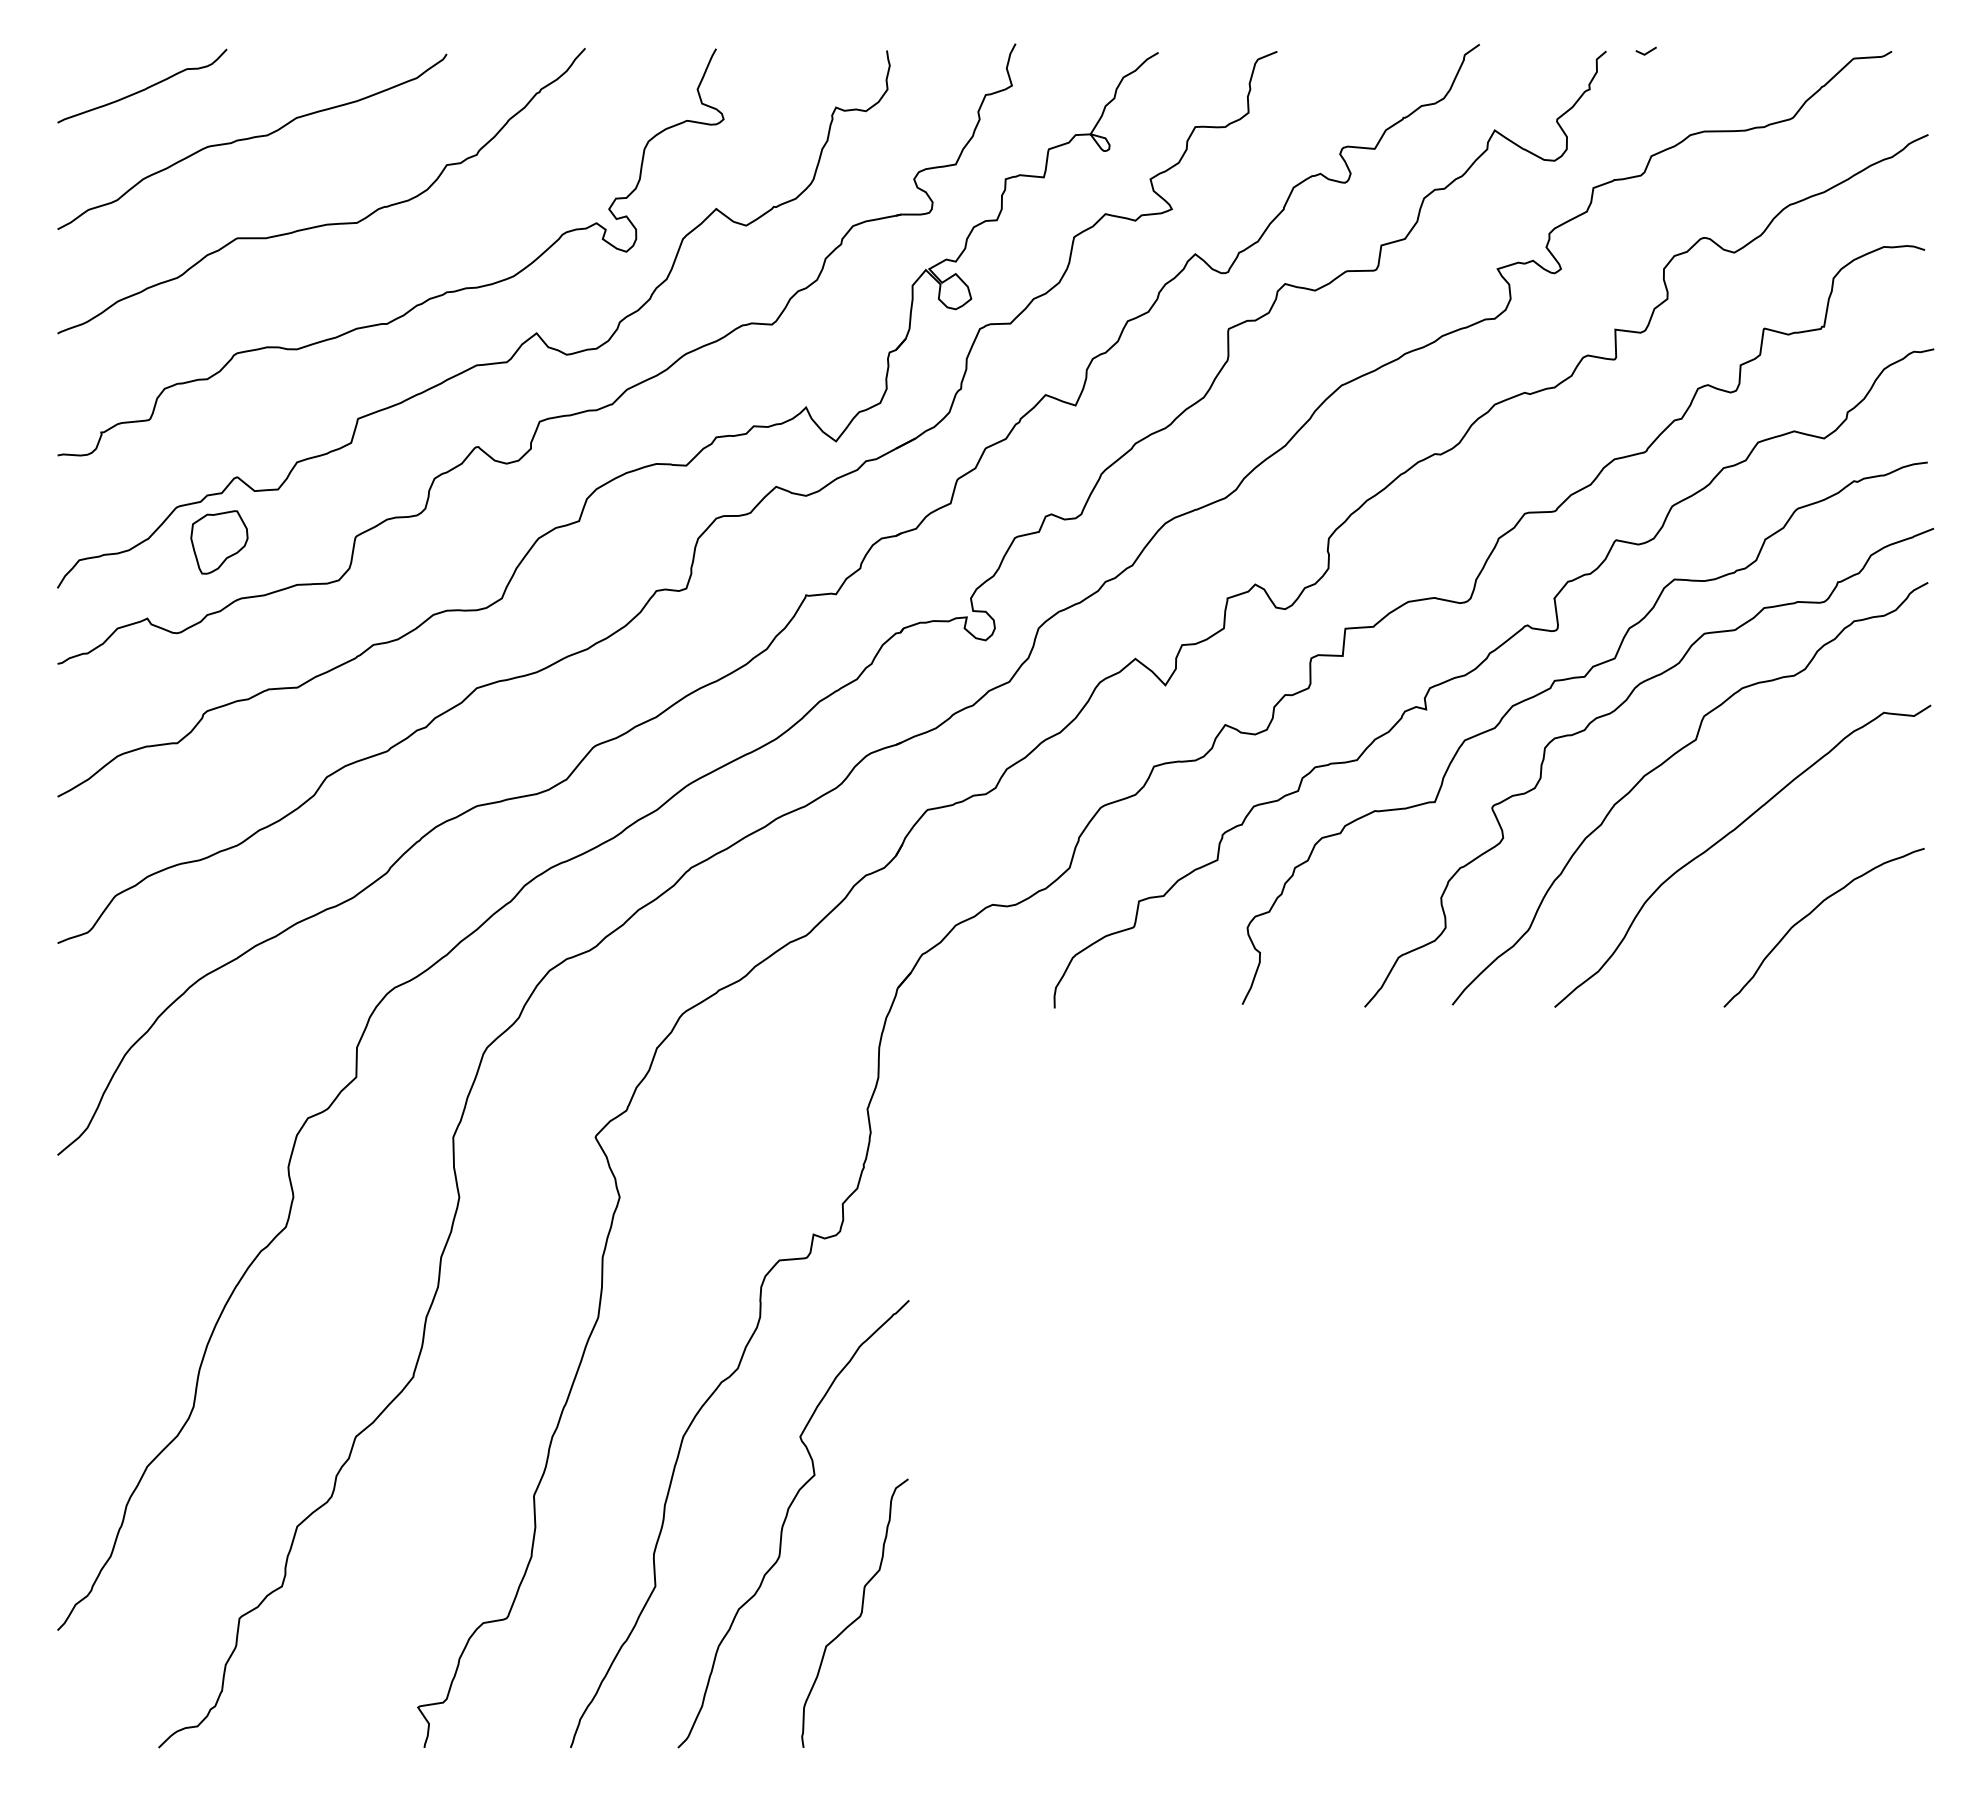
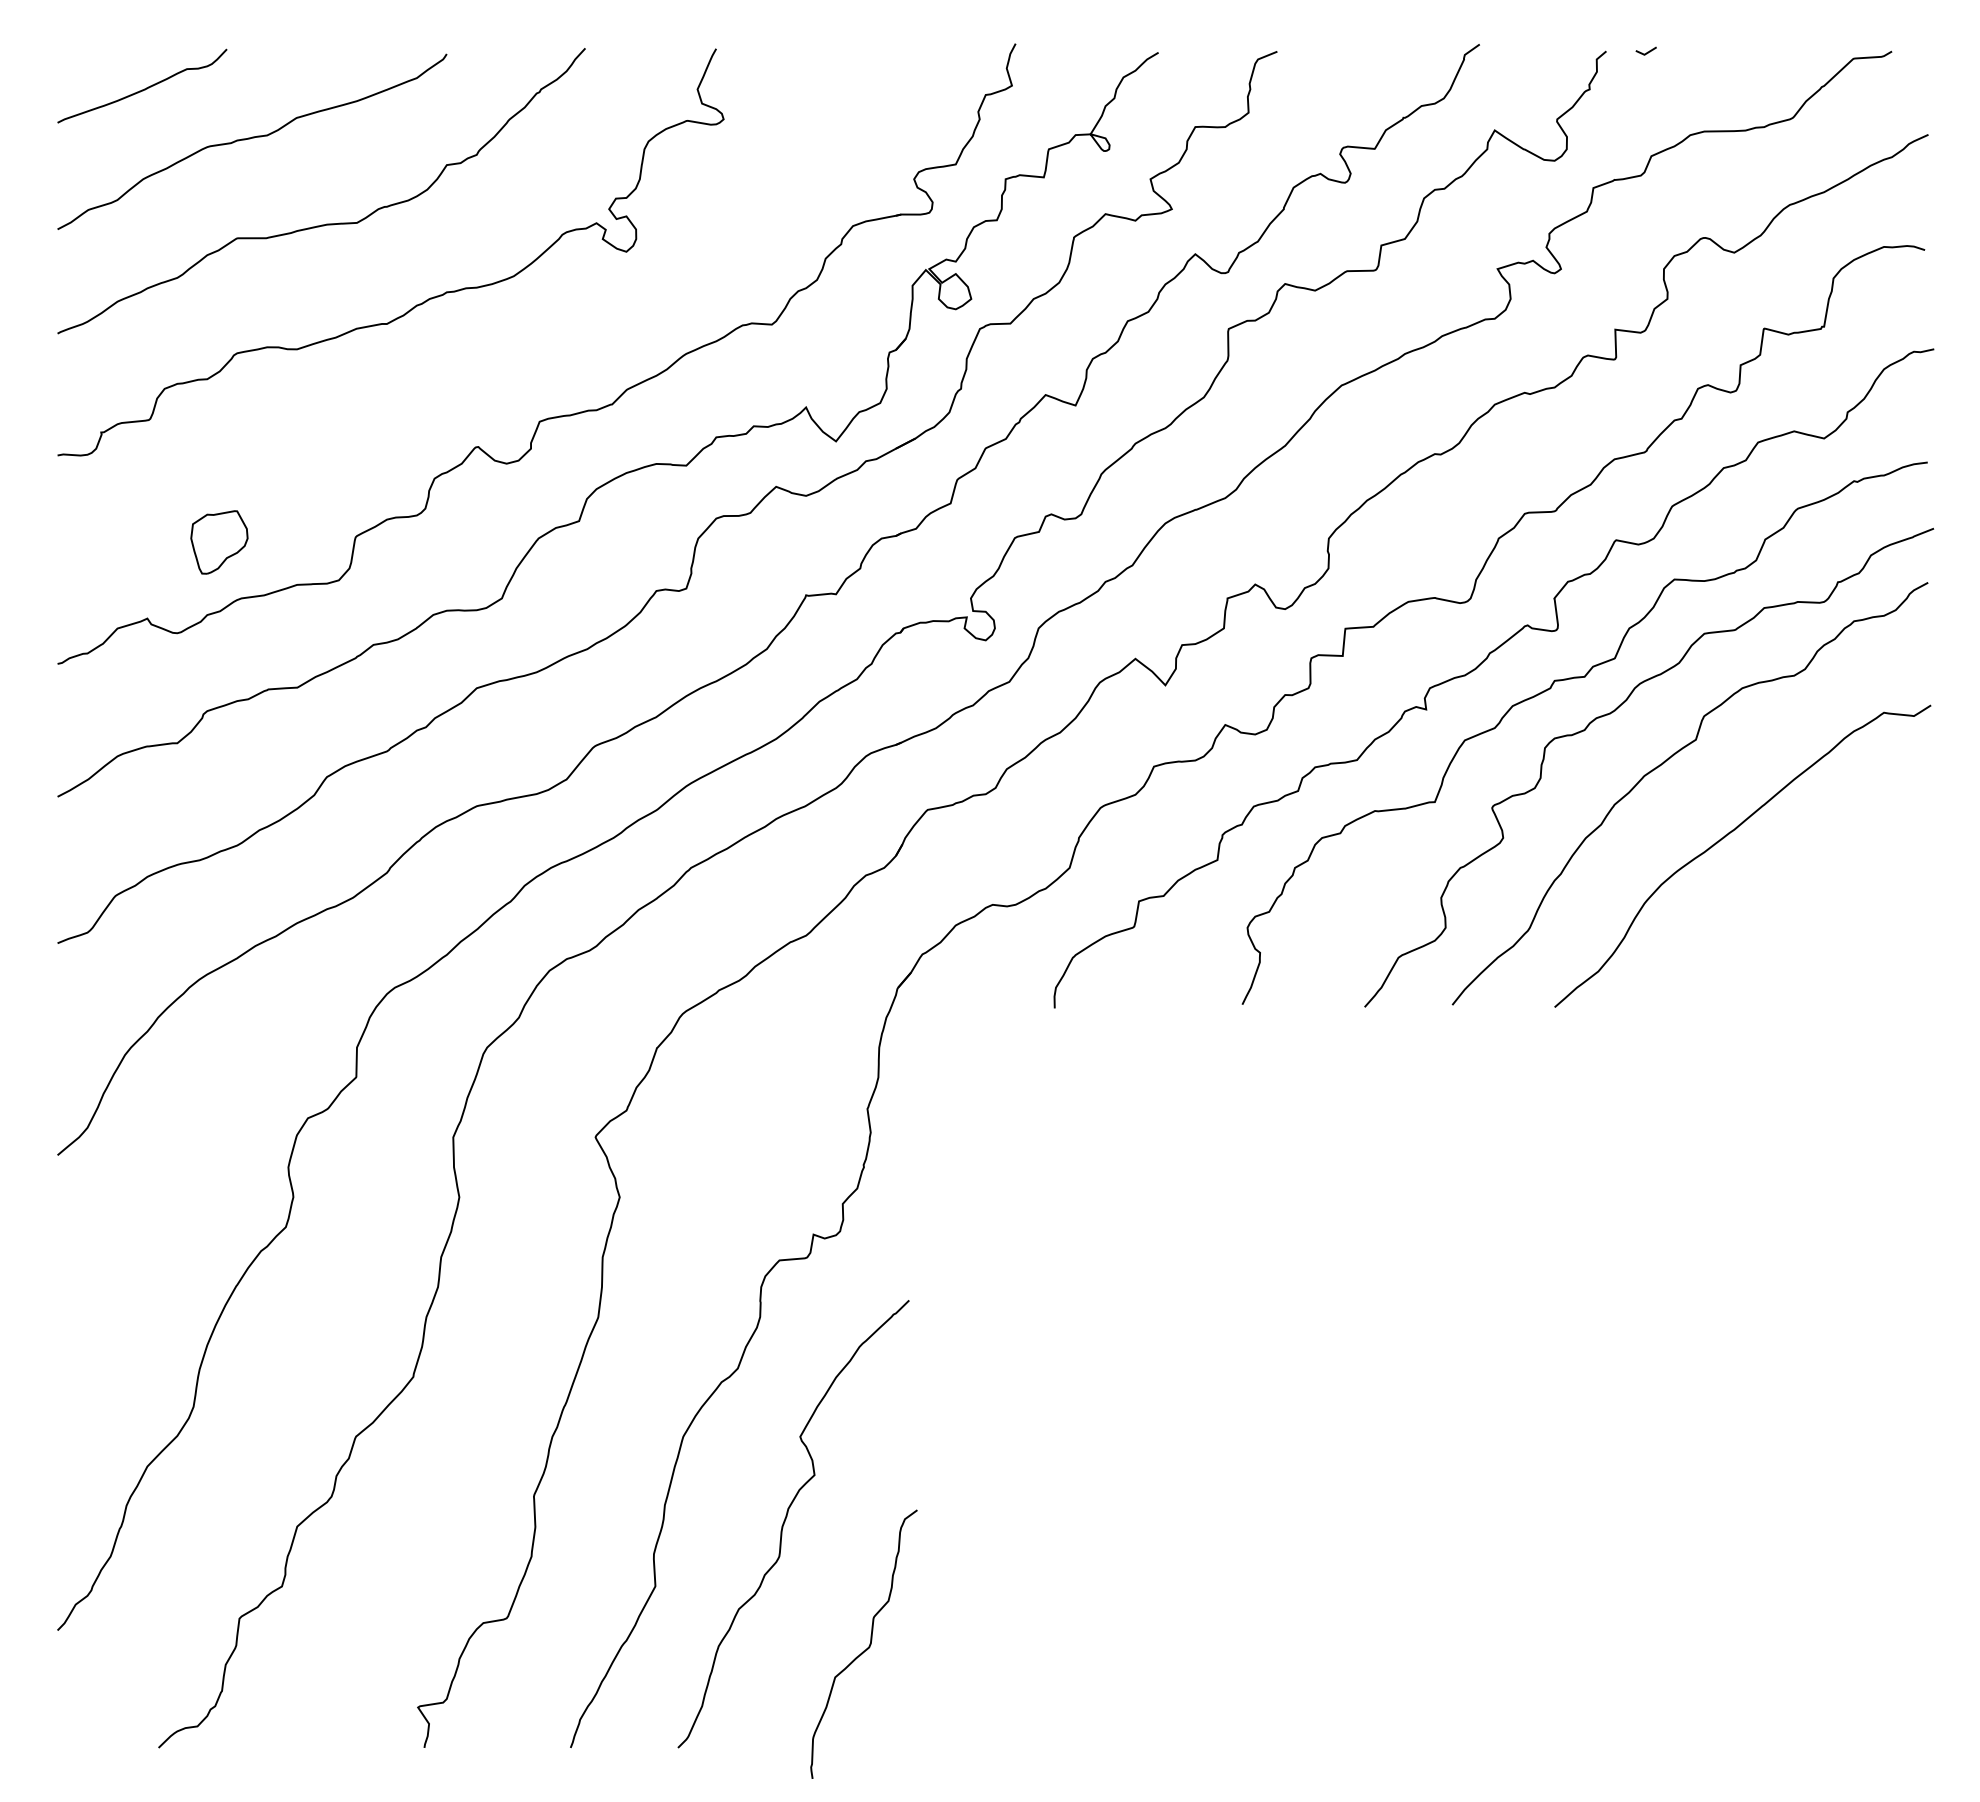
curve: present -> none (476, 364)
curve: present -> none (1810, 914)
curve position: (858, 1616) -> (867, 1647) (867, 1647)
